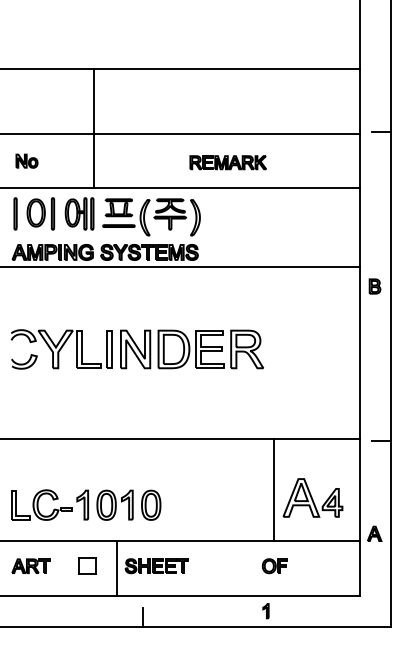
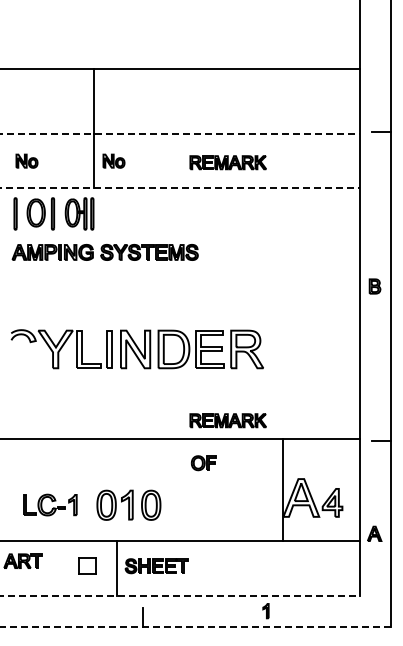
line: solid -> dashed (180, 133)
part: none -> present (113, 160)
line: solid -> dashed (180, 188)
part: present -> none (151, 217)
line: present -> none (180, 266)
curve: present -> none (25, 362)
part: none -> present (227, 420)
line position: (273, 489) -> (282, 489) (282, 489)
part size: 78x32 px -> 55x24 px (50, 504)
part position: (30, 565) -> (22, 560) (22, 560)
part position: (274, 566) -> (203, 463) (203, 463)
line: solid -> dashed (180, 595)
line: solid -> dashed (195, 626)
